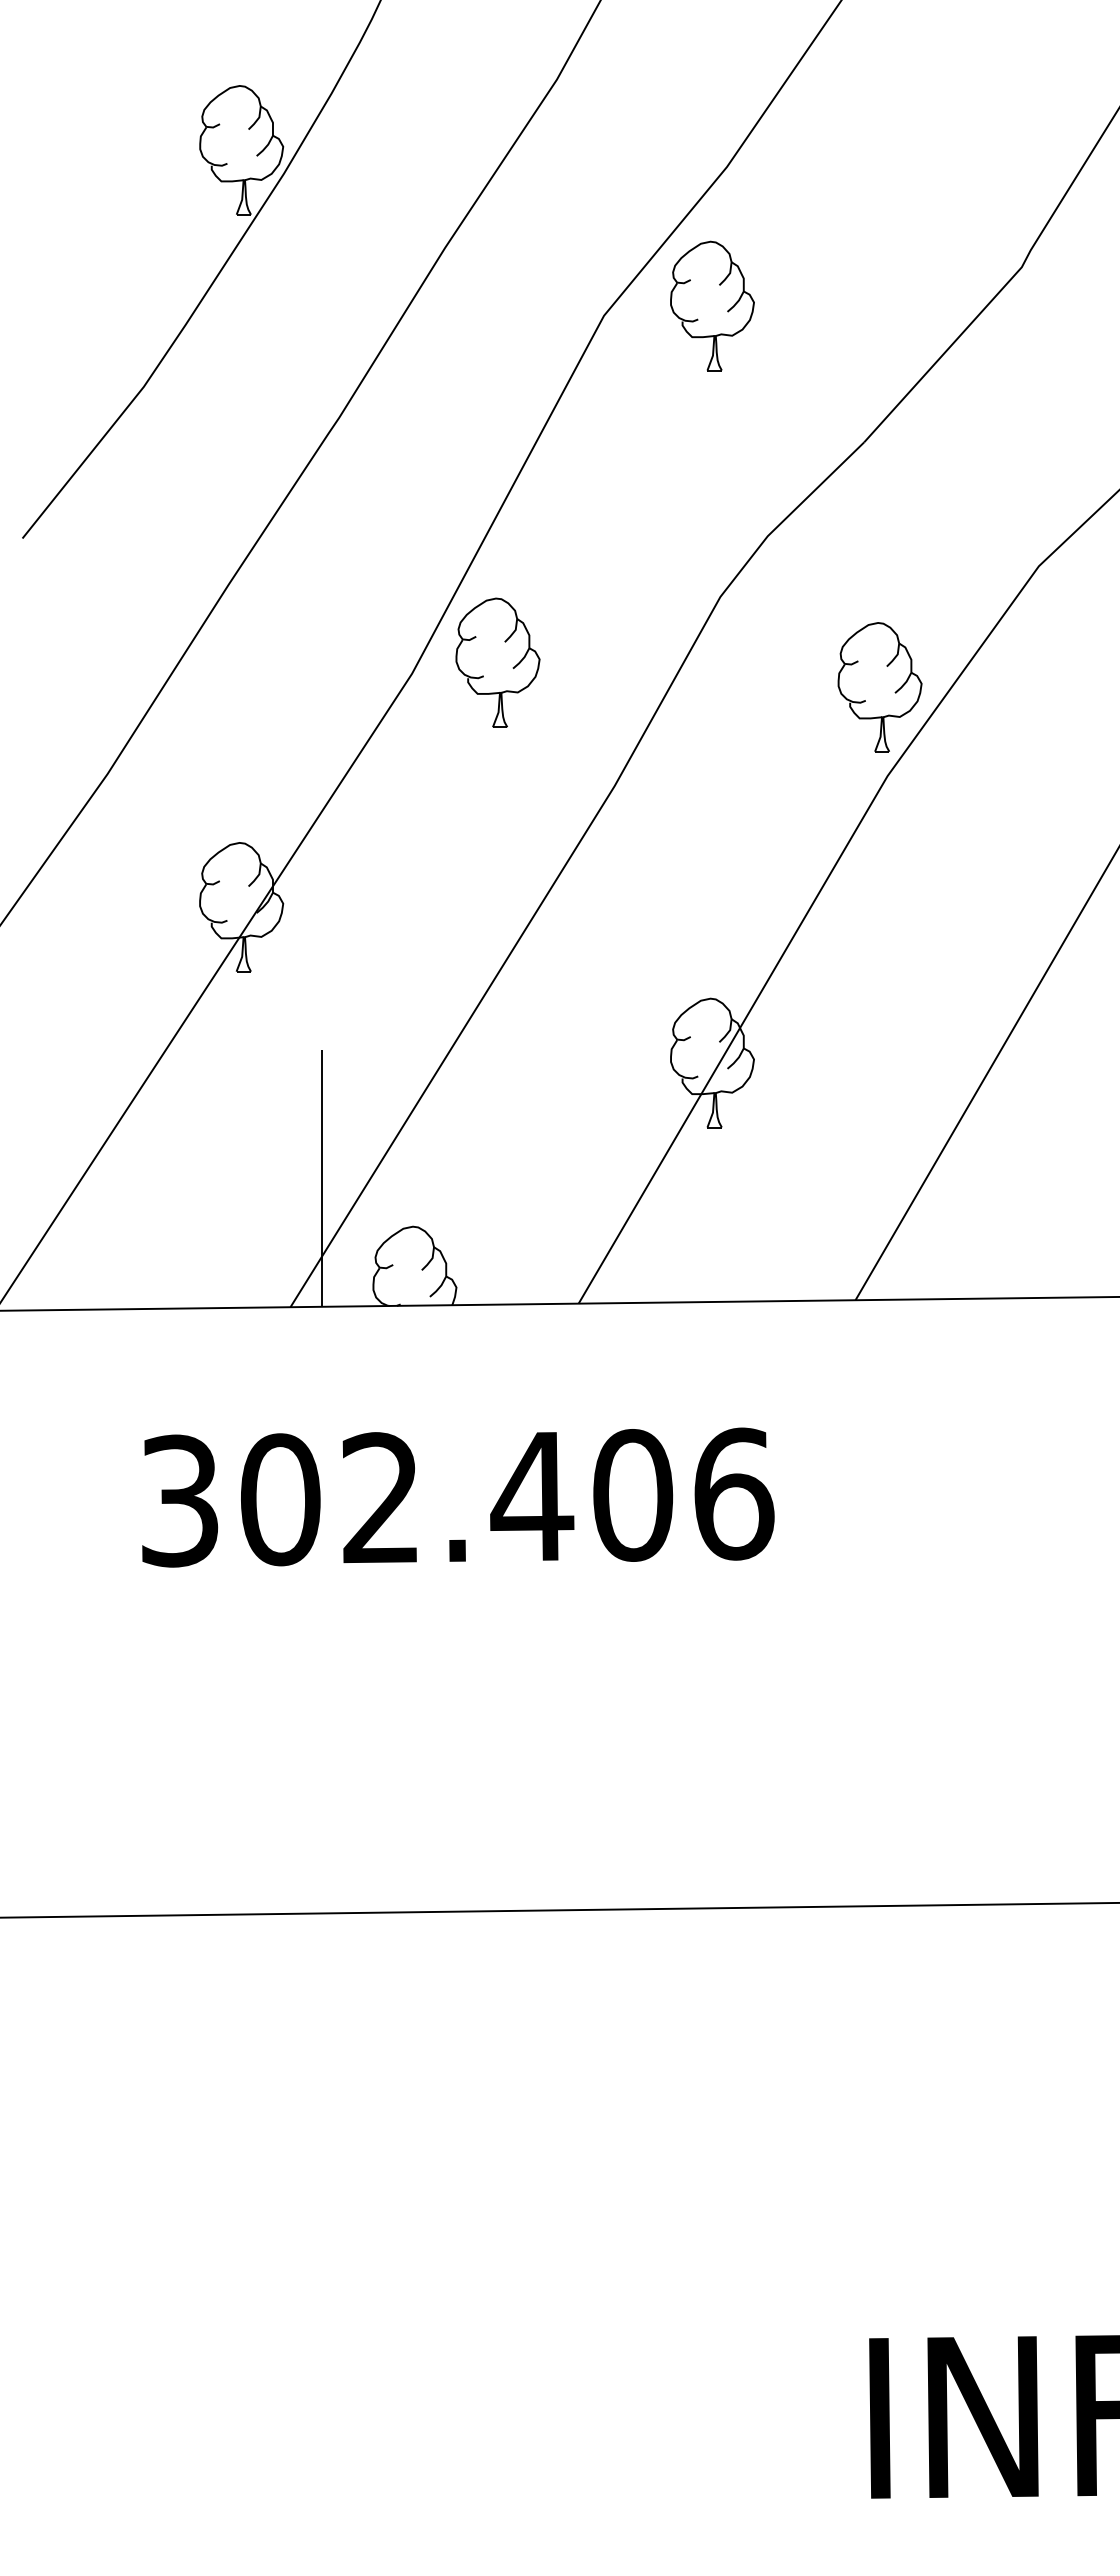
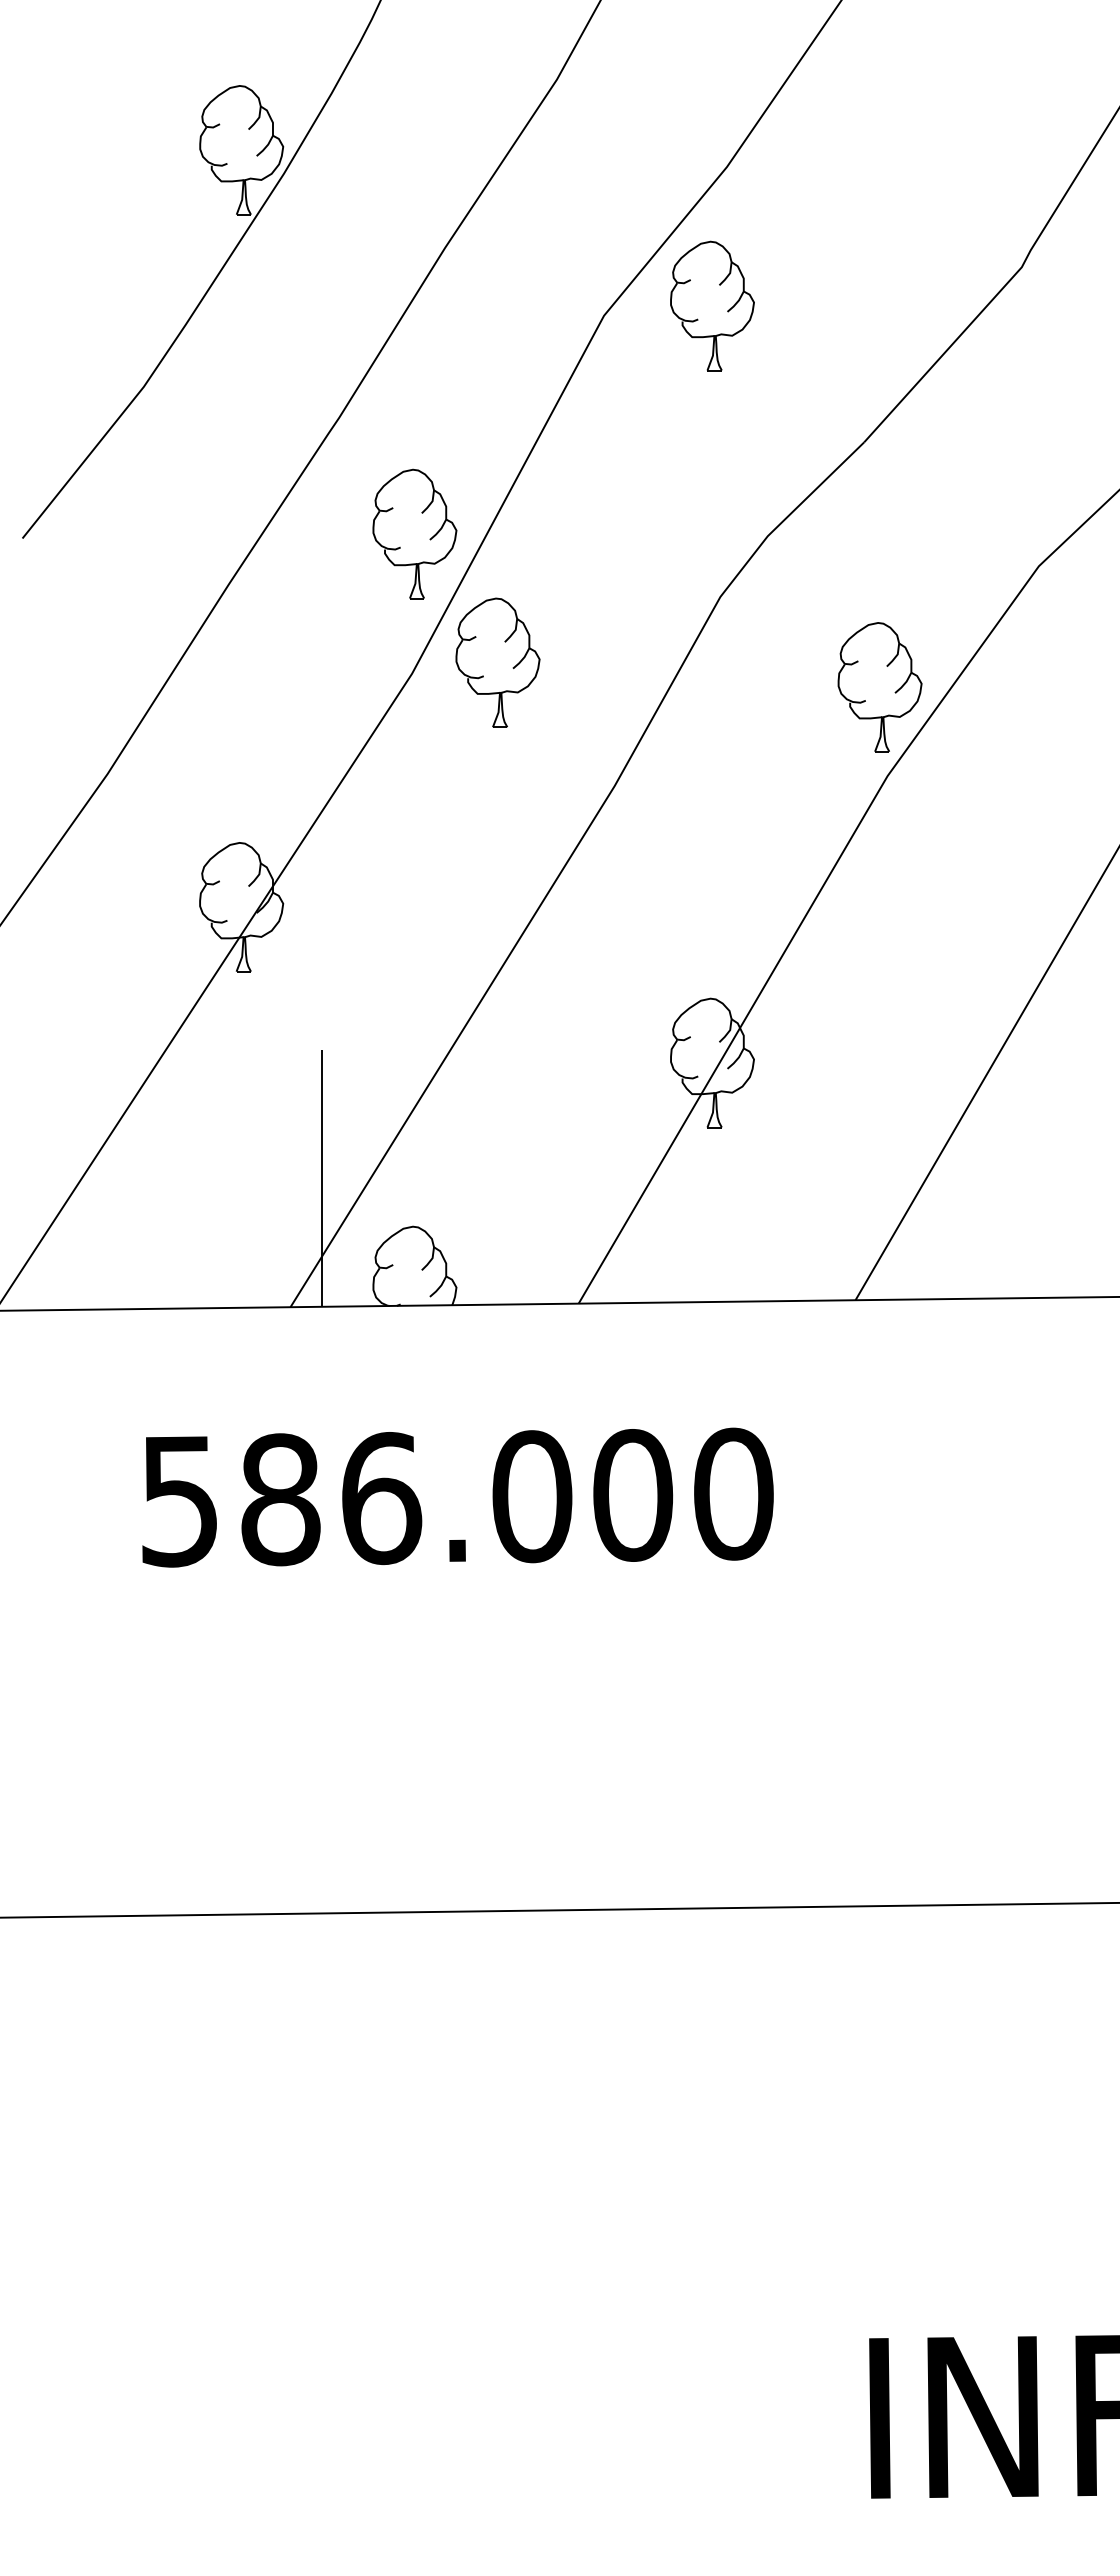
part: none -> present (414, 533)
text: 302.406 -> 586.000 (458, 1497)
